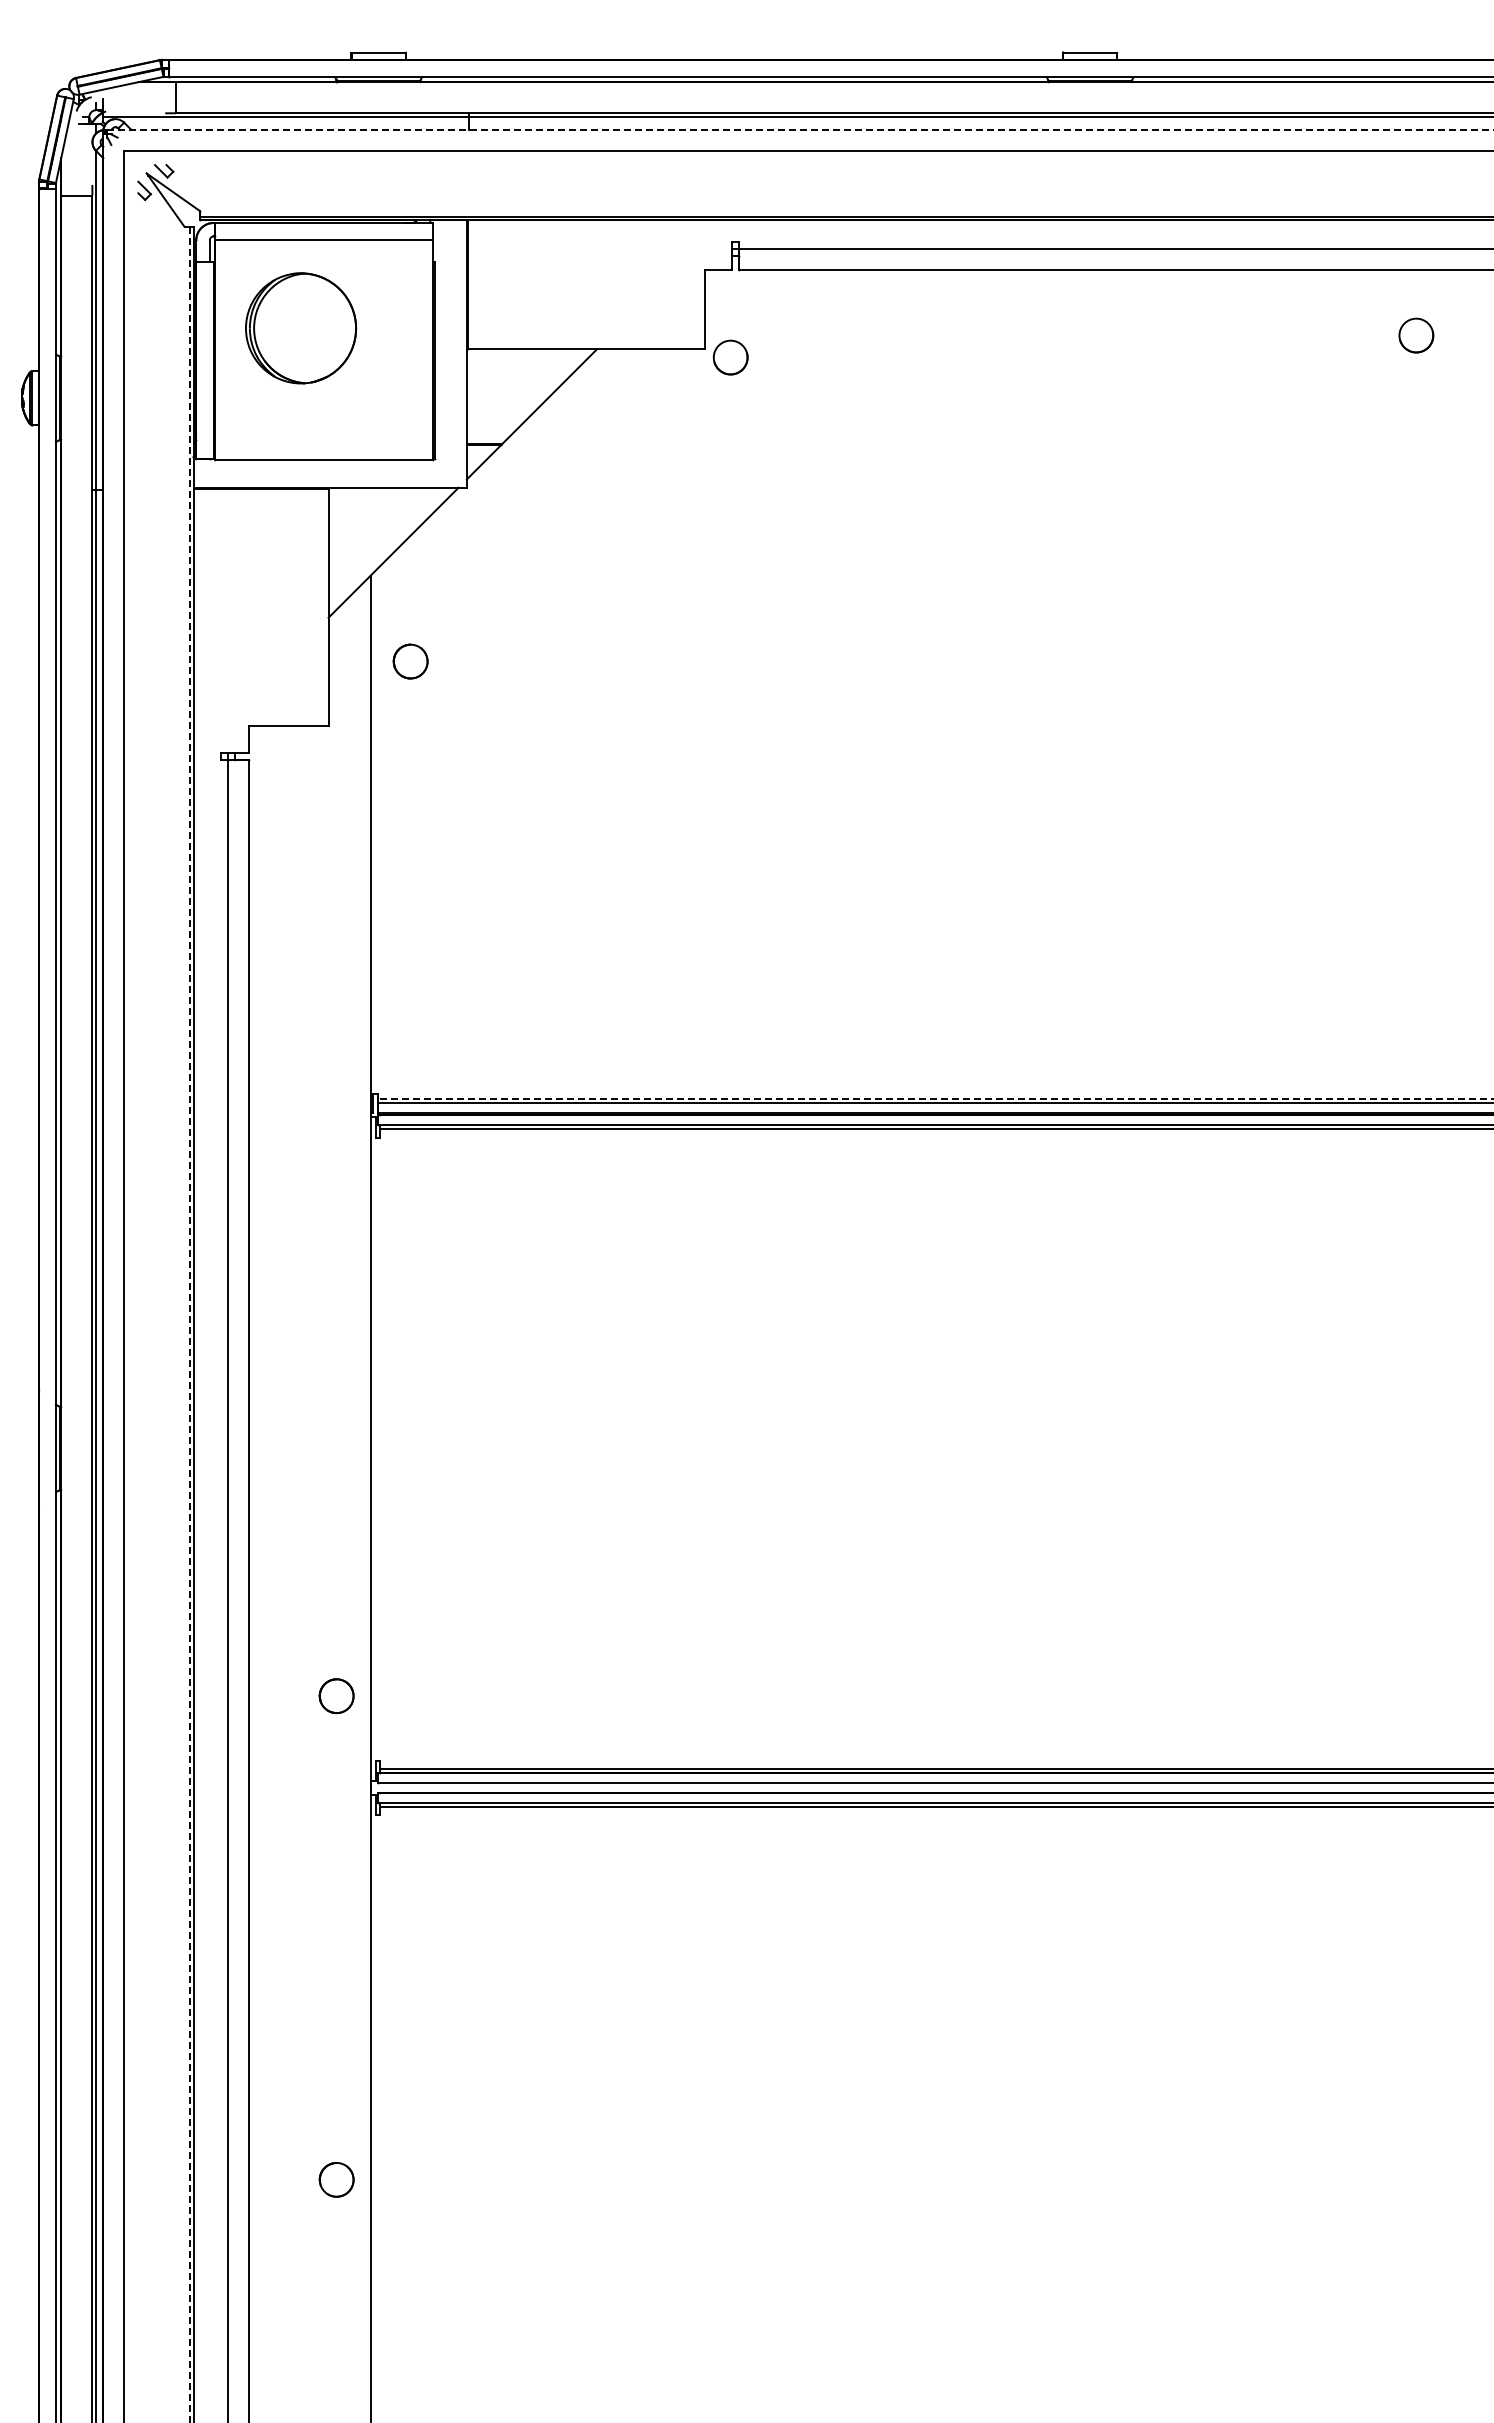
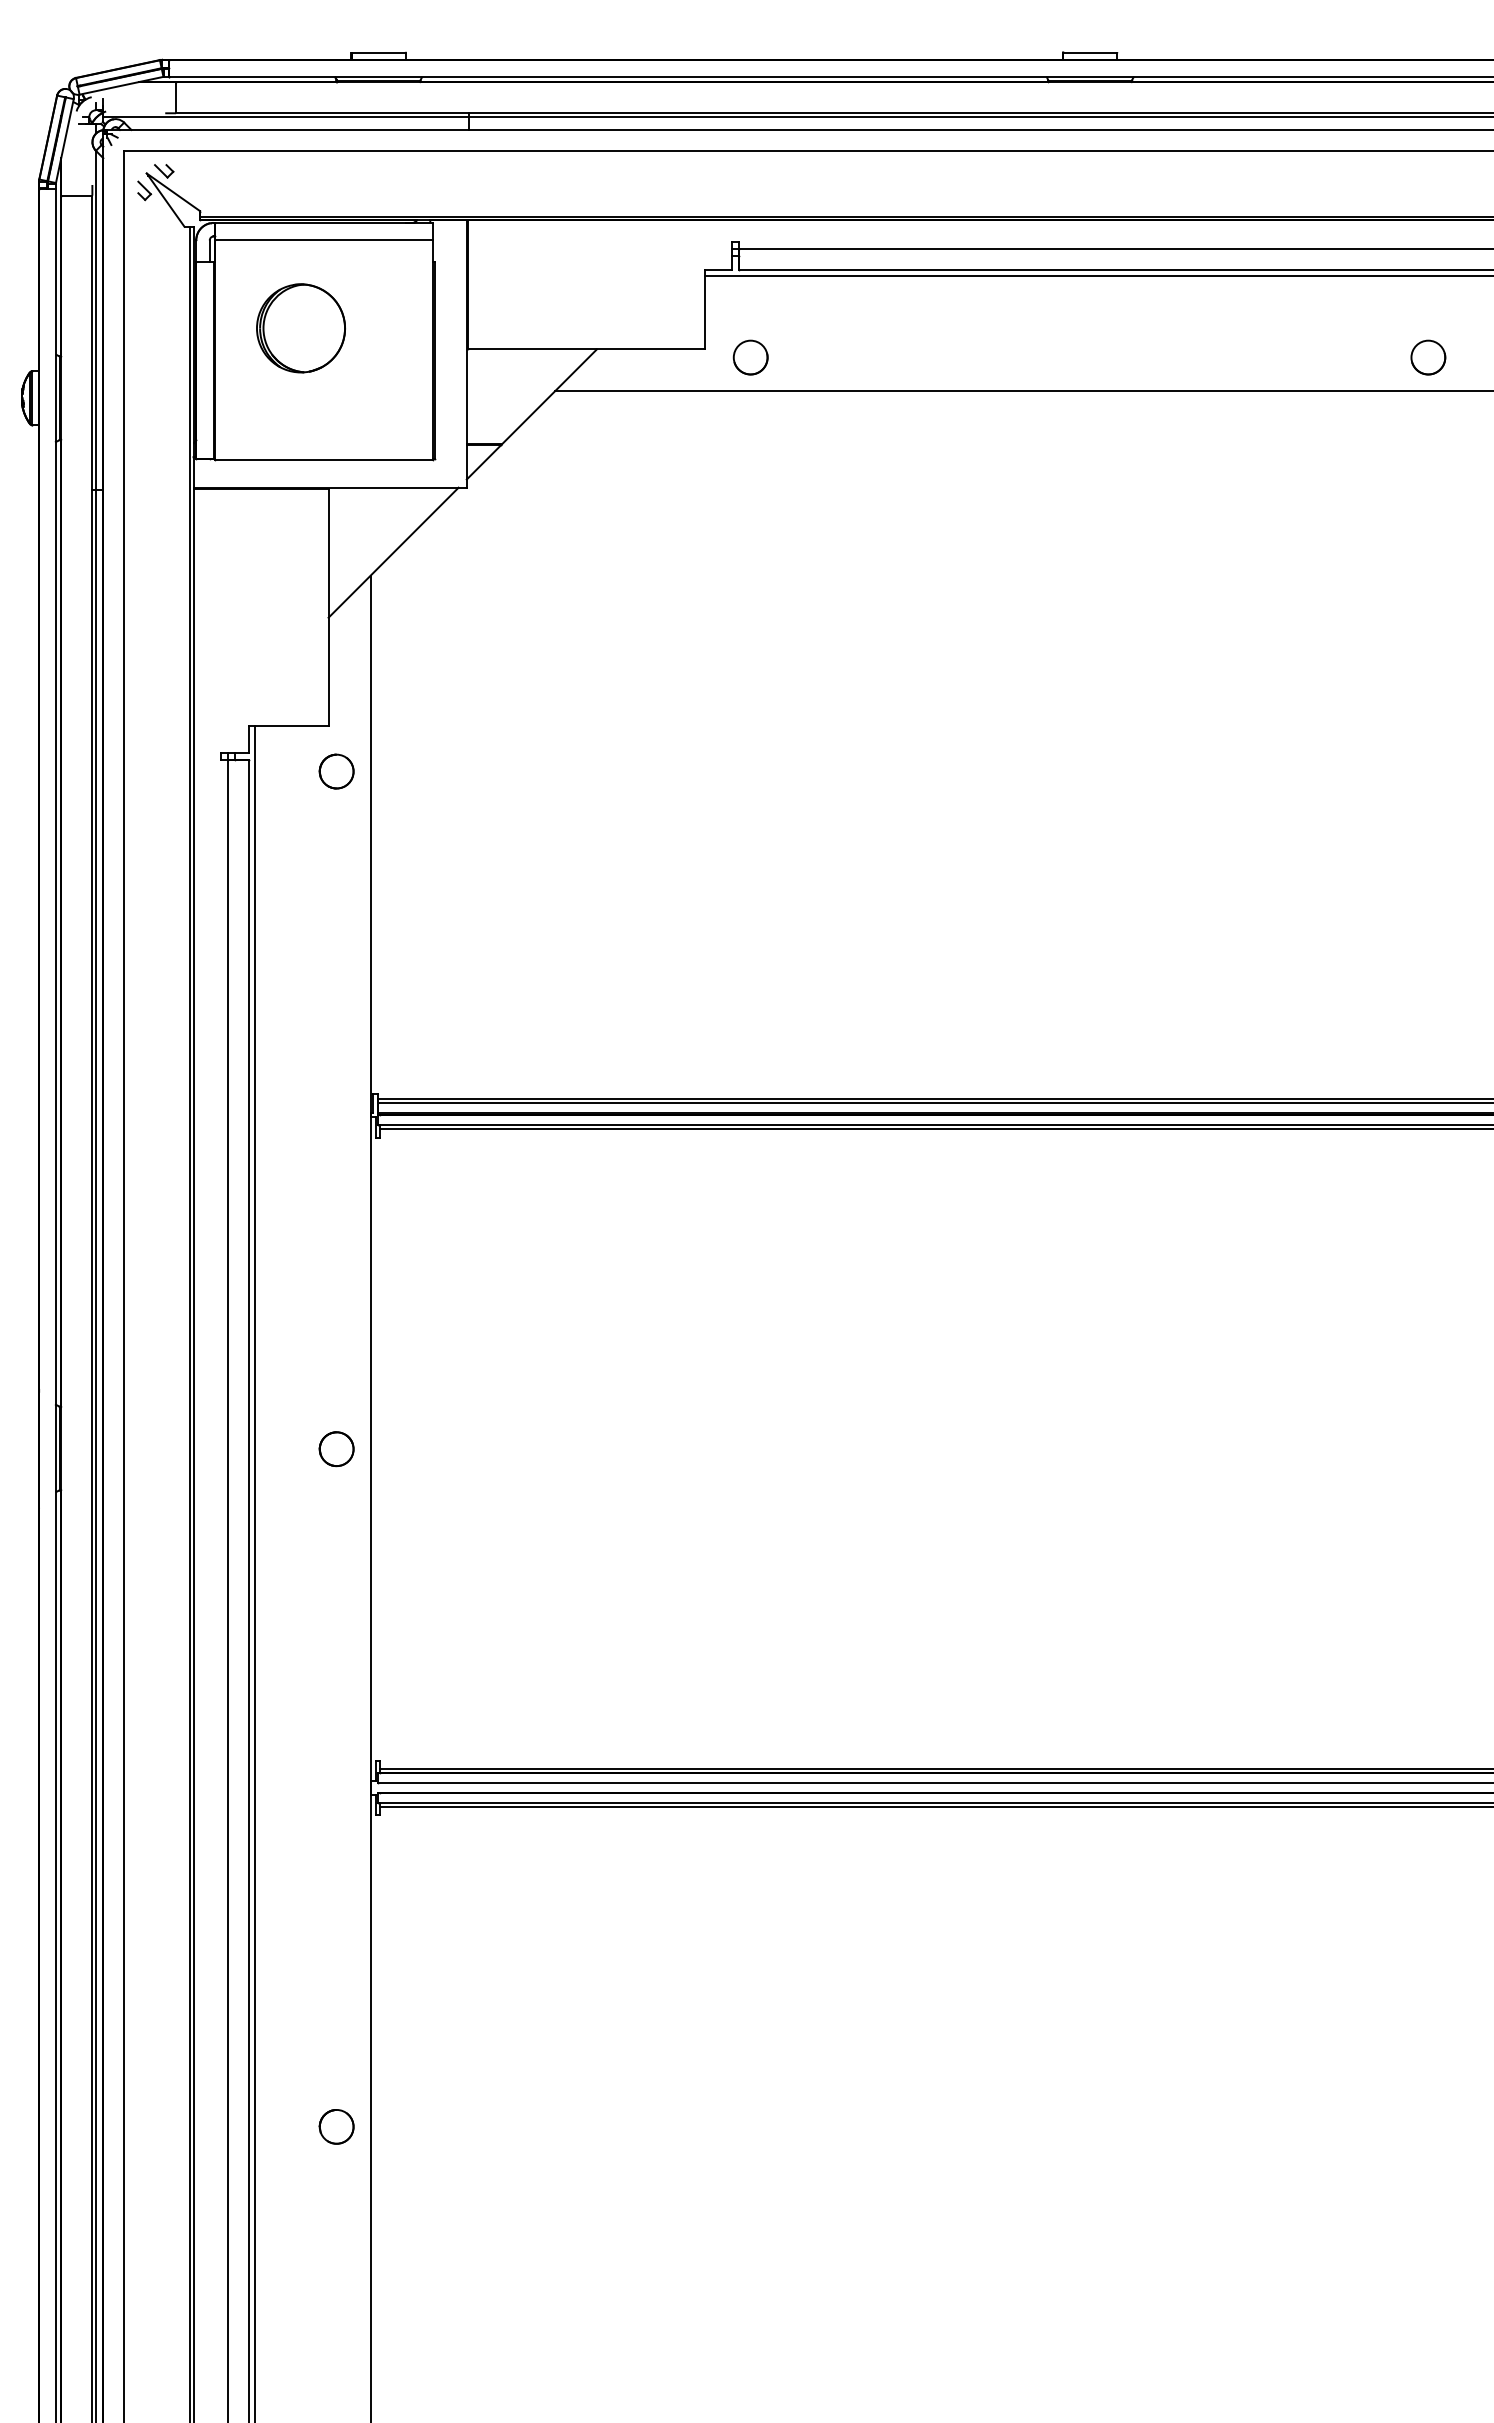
line: dashed -> solid (800, 129)
line: none -> present (1097, 276)
part size: 113x113 px -> 90x91 px (300, 328)
part position: (1416, 335) -> (1428, 357) (1428, 357)
part position: (730, 357) -> (750, 357) (750, 357)
line: none -> present (1022, 391)
part position: (410, 661) -> (336, 771) (336, 771)
line: dashed -> solid (935, 1098)
line: dashed -> solid (189, 1324)
line: none -> present (255, 1572)
part position: (336, 1696) -> (336, 1449) (336, 1449)
part position: (336, 2179) -> (336, 2126) (336, 2126)
